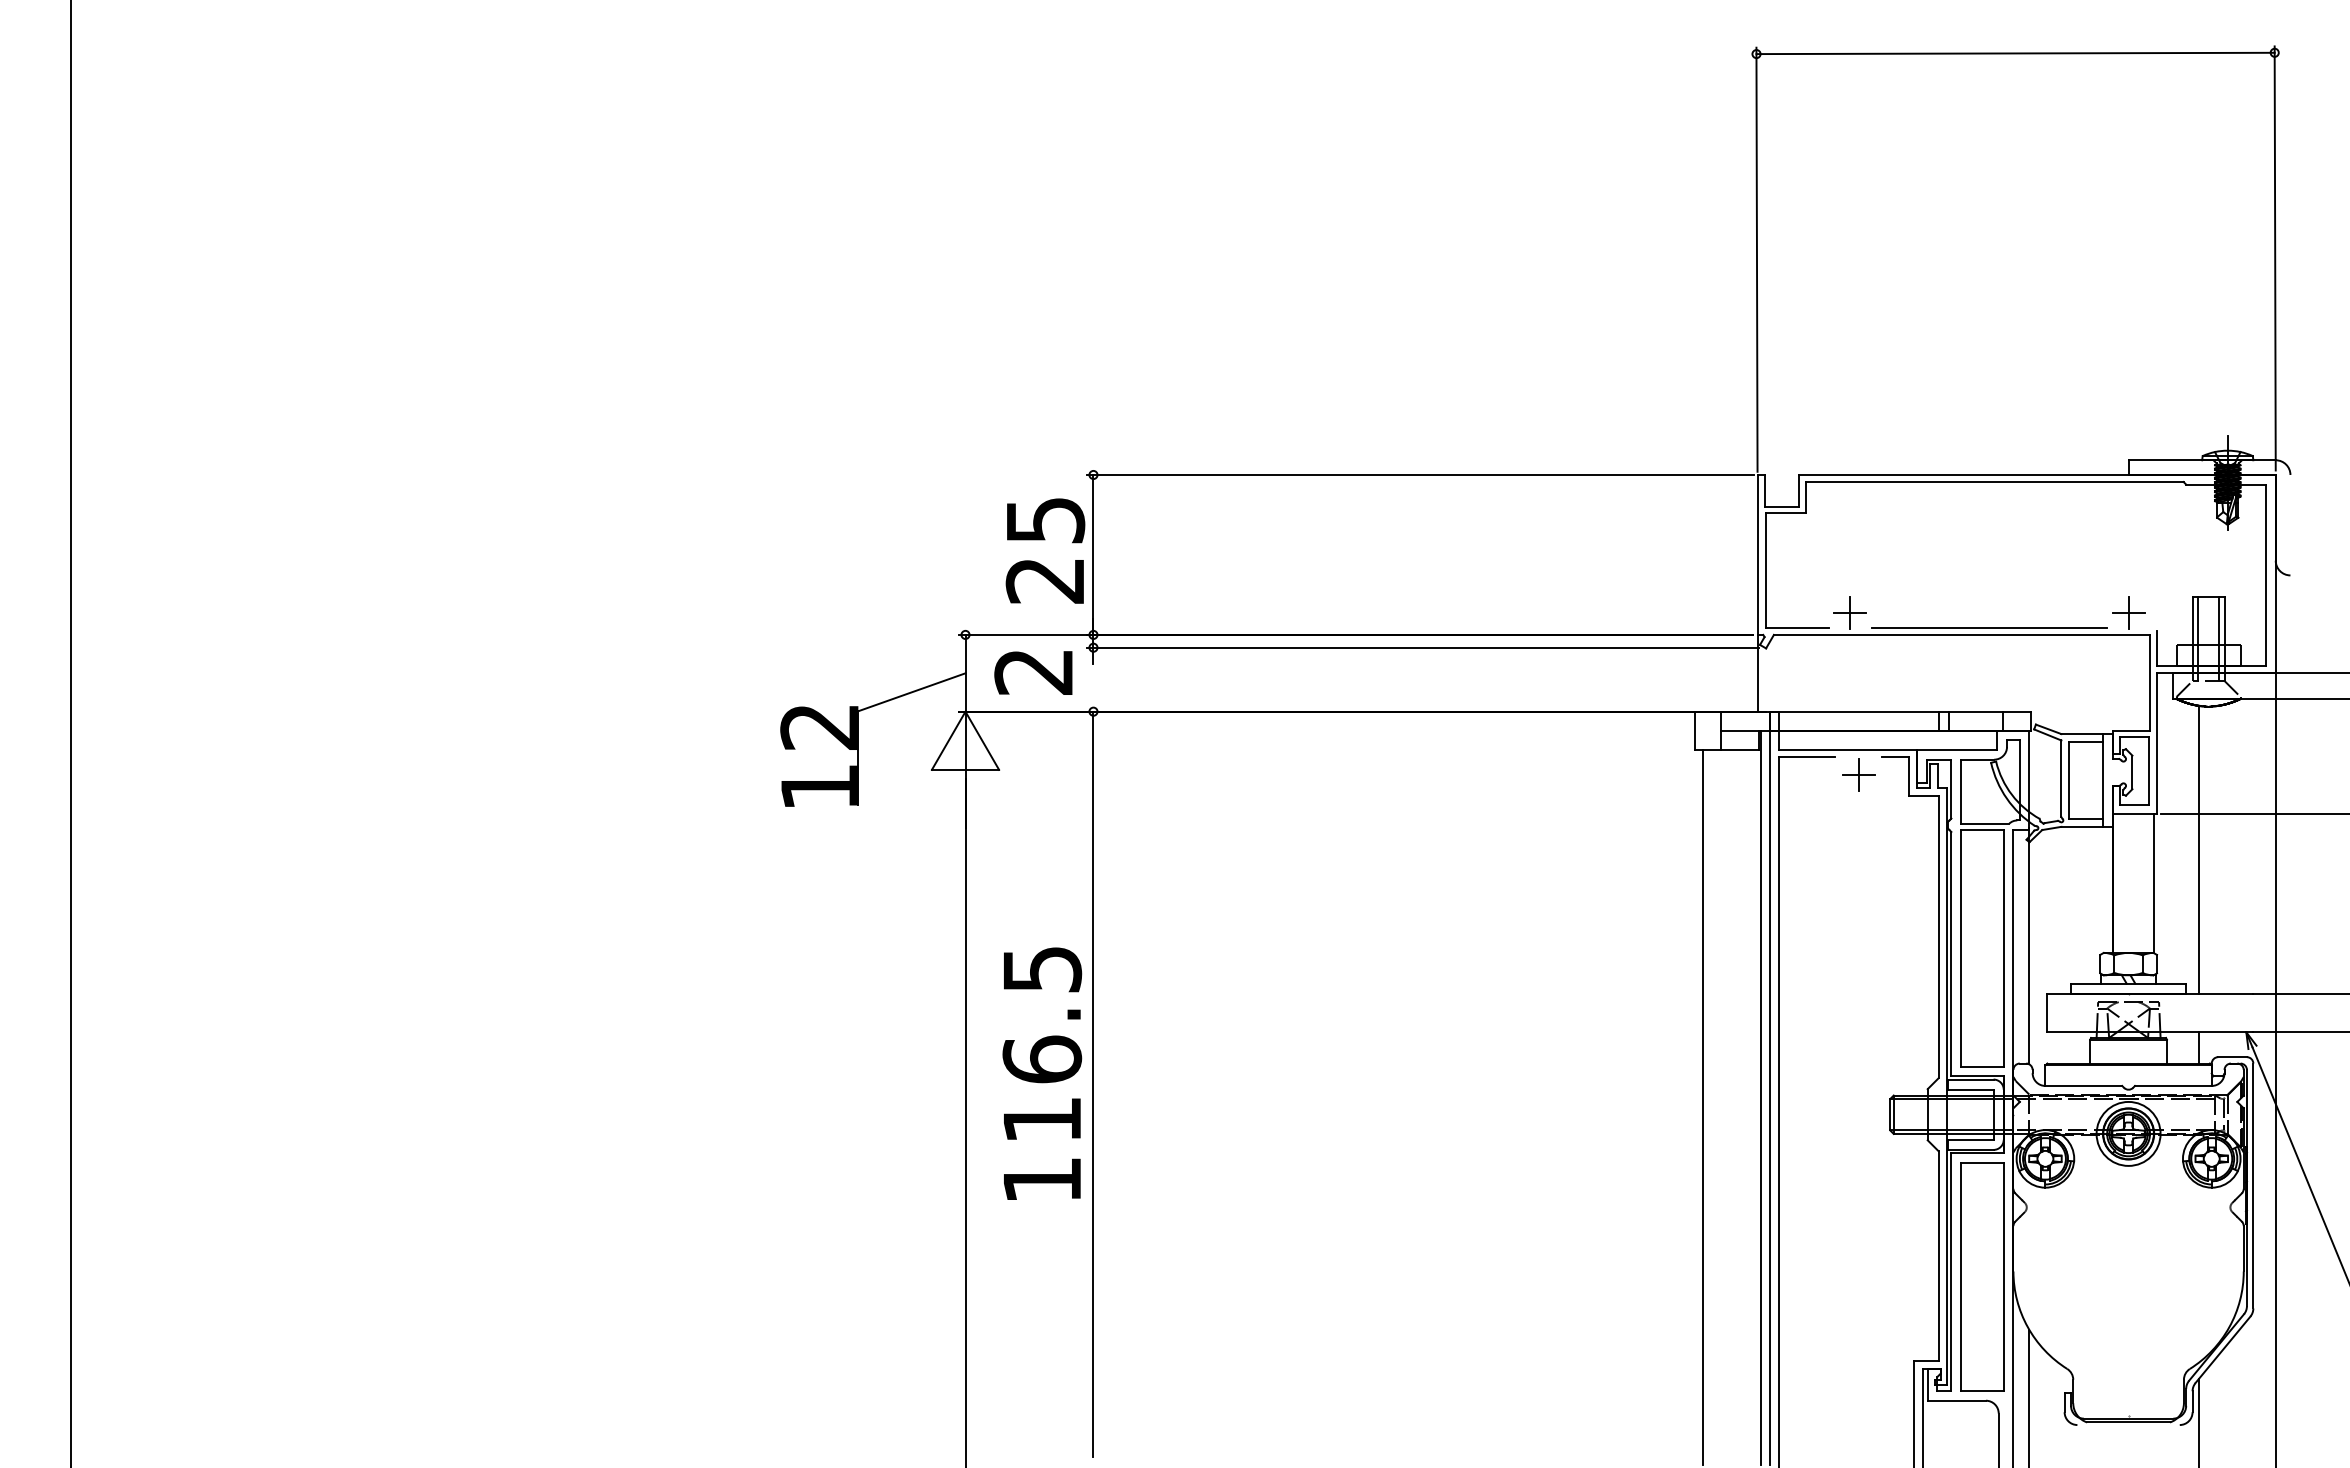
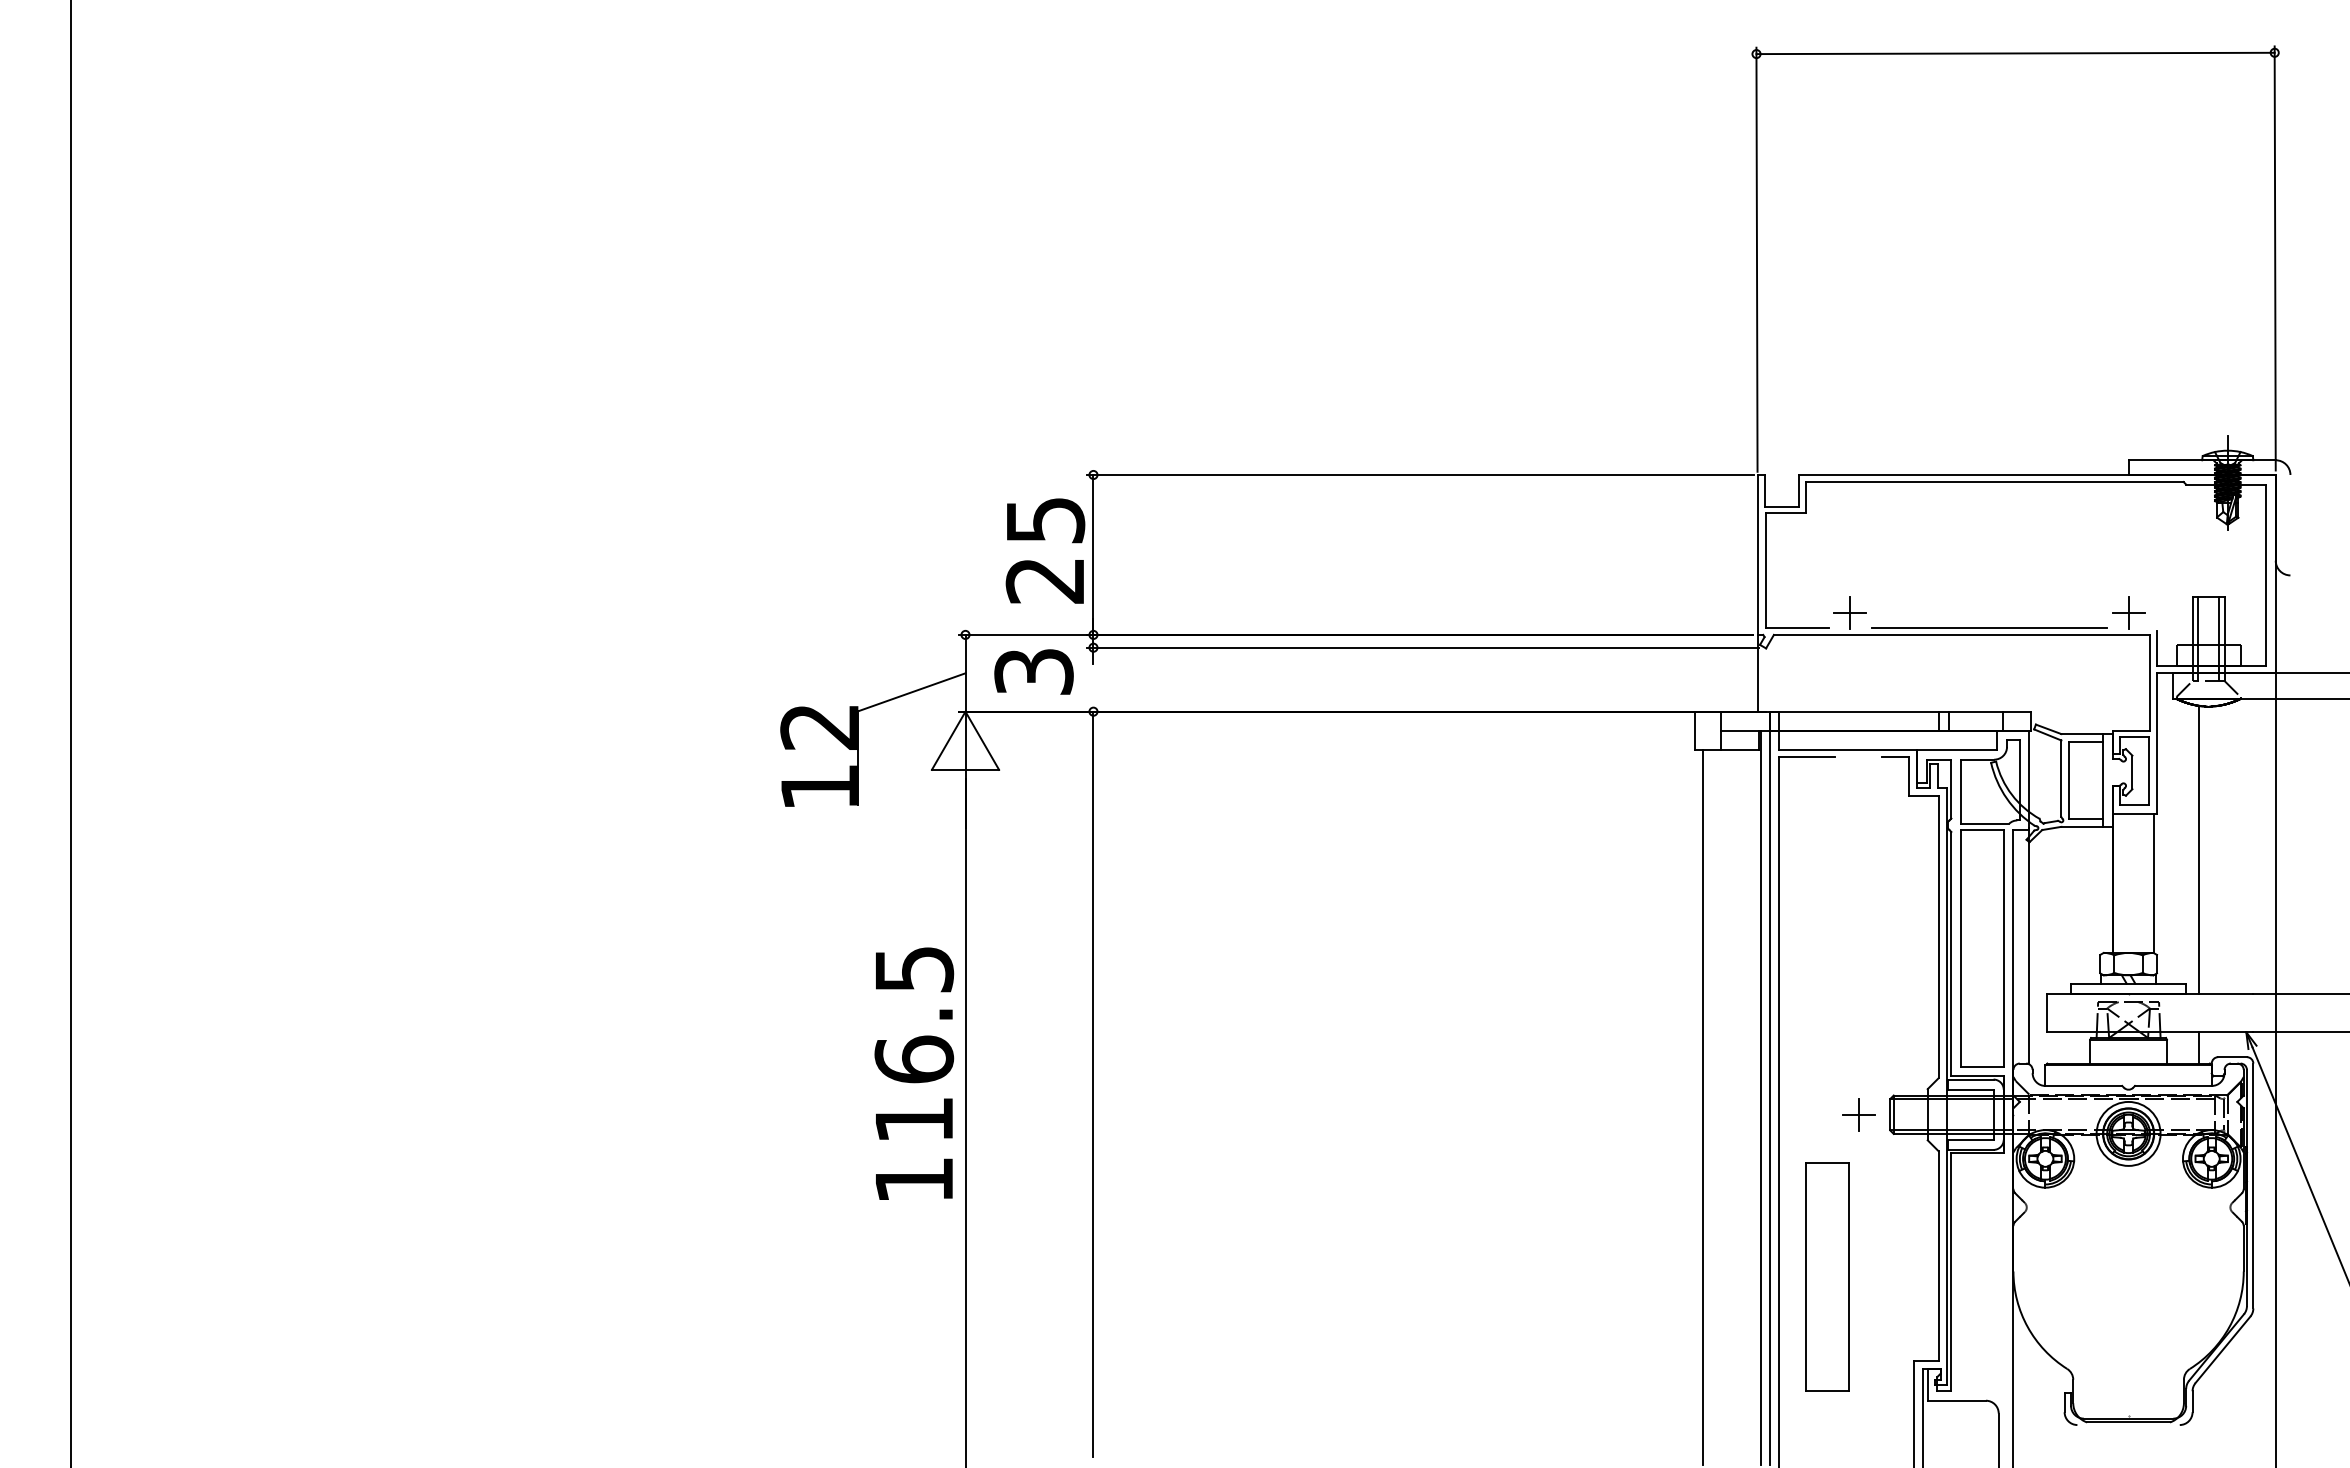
text: 2 -> 3 (1033, 671)
part position: (1858, 774) -> (1858, 1114) (1858, 1114)
line: present -> none (2253, 814)
text position: (1042, 1073) -> (914, 1073) (914, 1073)
part position: (1982, 1276) -> (1827, 1276) (1827, 1276)
line: present -> none (2029, 1397)
line: present -> none (2198, 1421)
